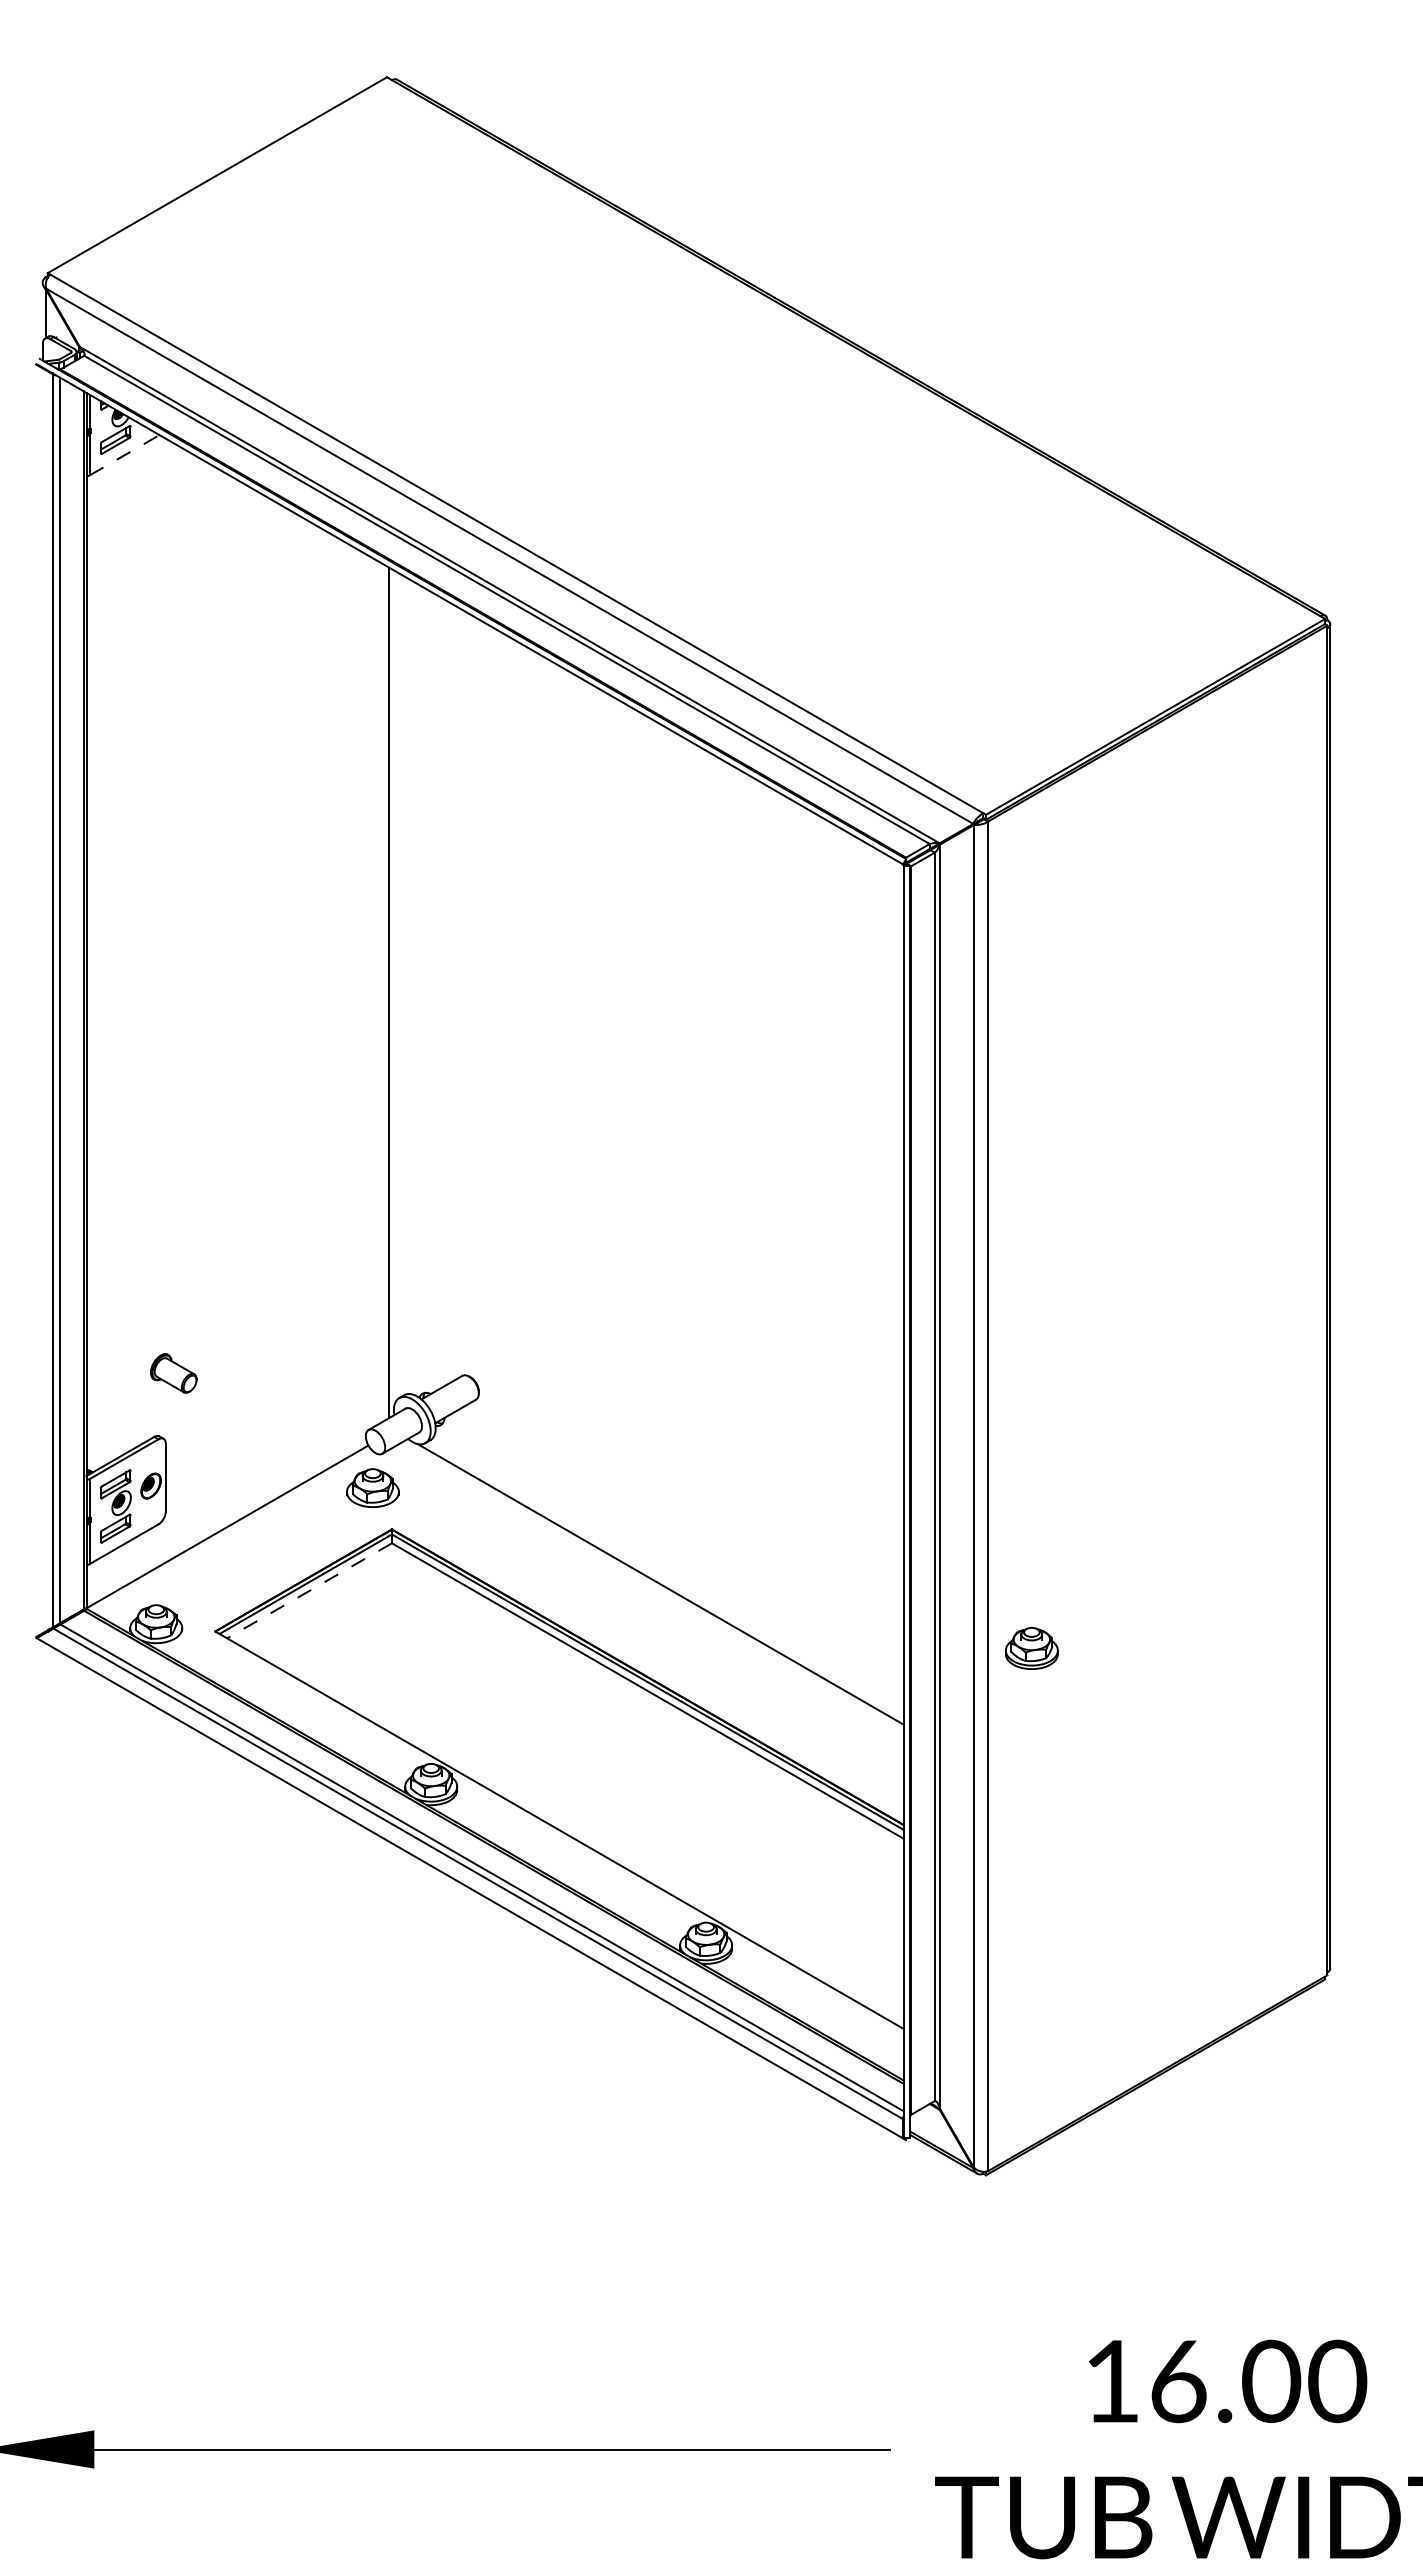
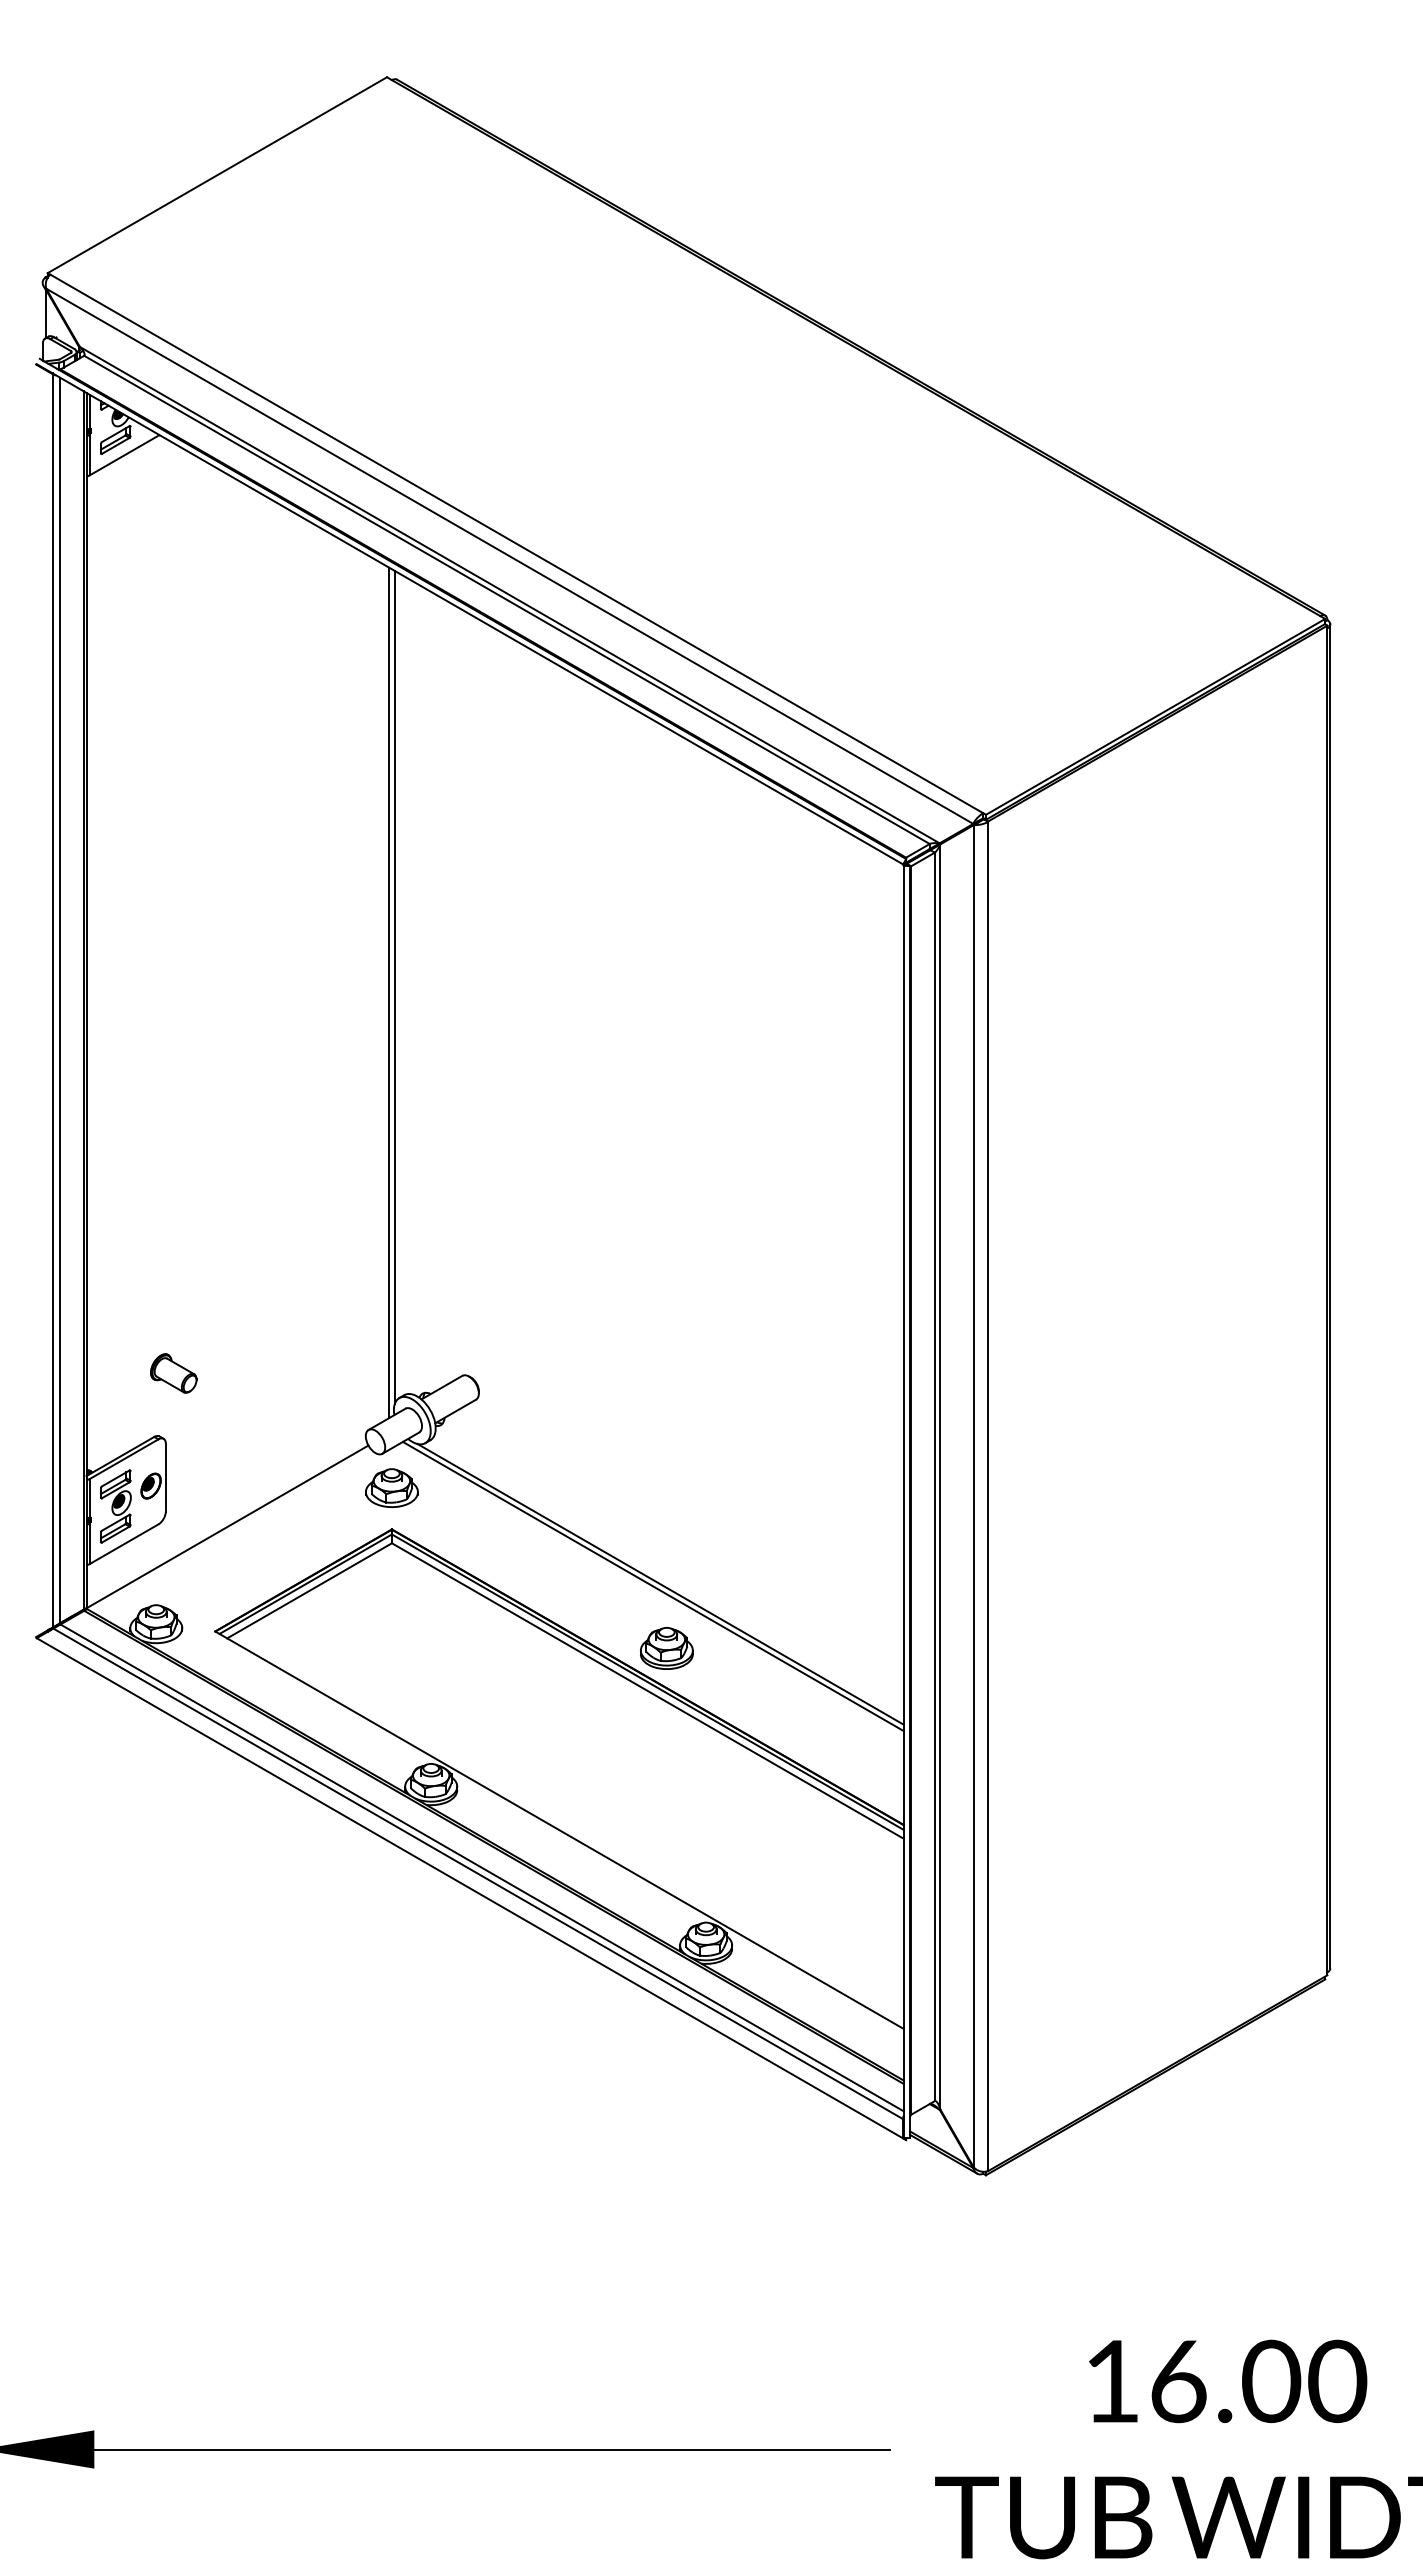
line: dashed -> solid (124, 455)
line: none -> present (394, 987)
part position: (372, 1487) -> (391, 1487) (391, 1487)
line: none -> present (652, 1586)
line: dashed -> solid (309, 1591)
part position: (1031, 1648) -> (666, 1648) (666, 1648)
